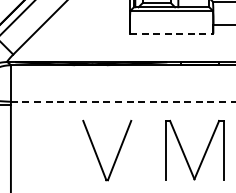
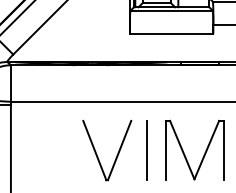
line: dashed -> solid (171, 33)
line: dashed -> solid (122, 101)
line: none -> present (147, 150)
